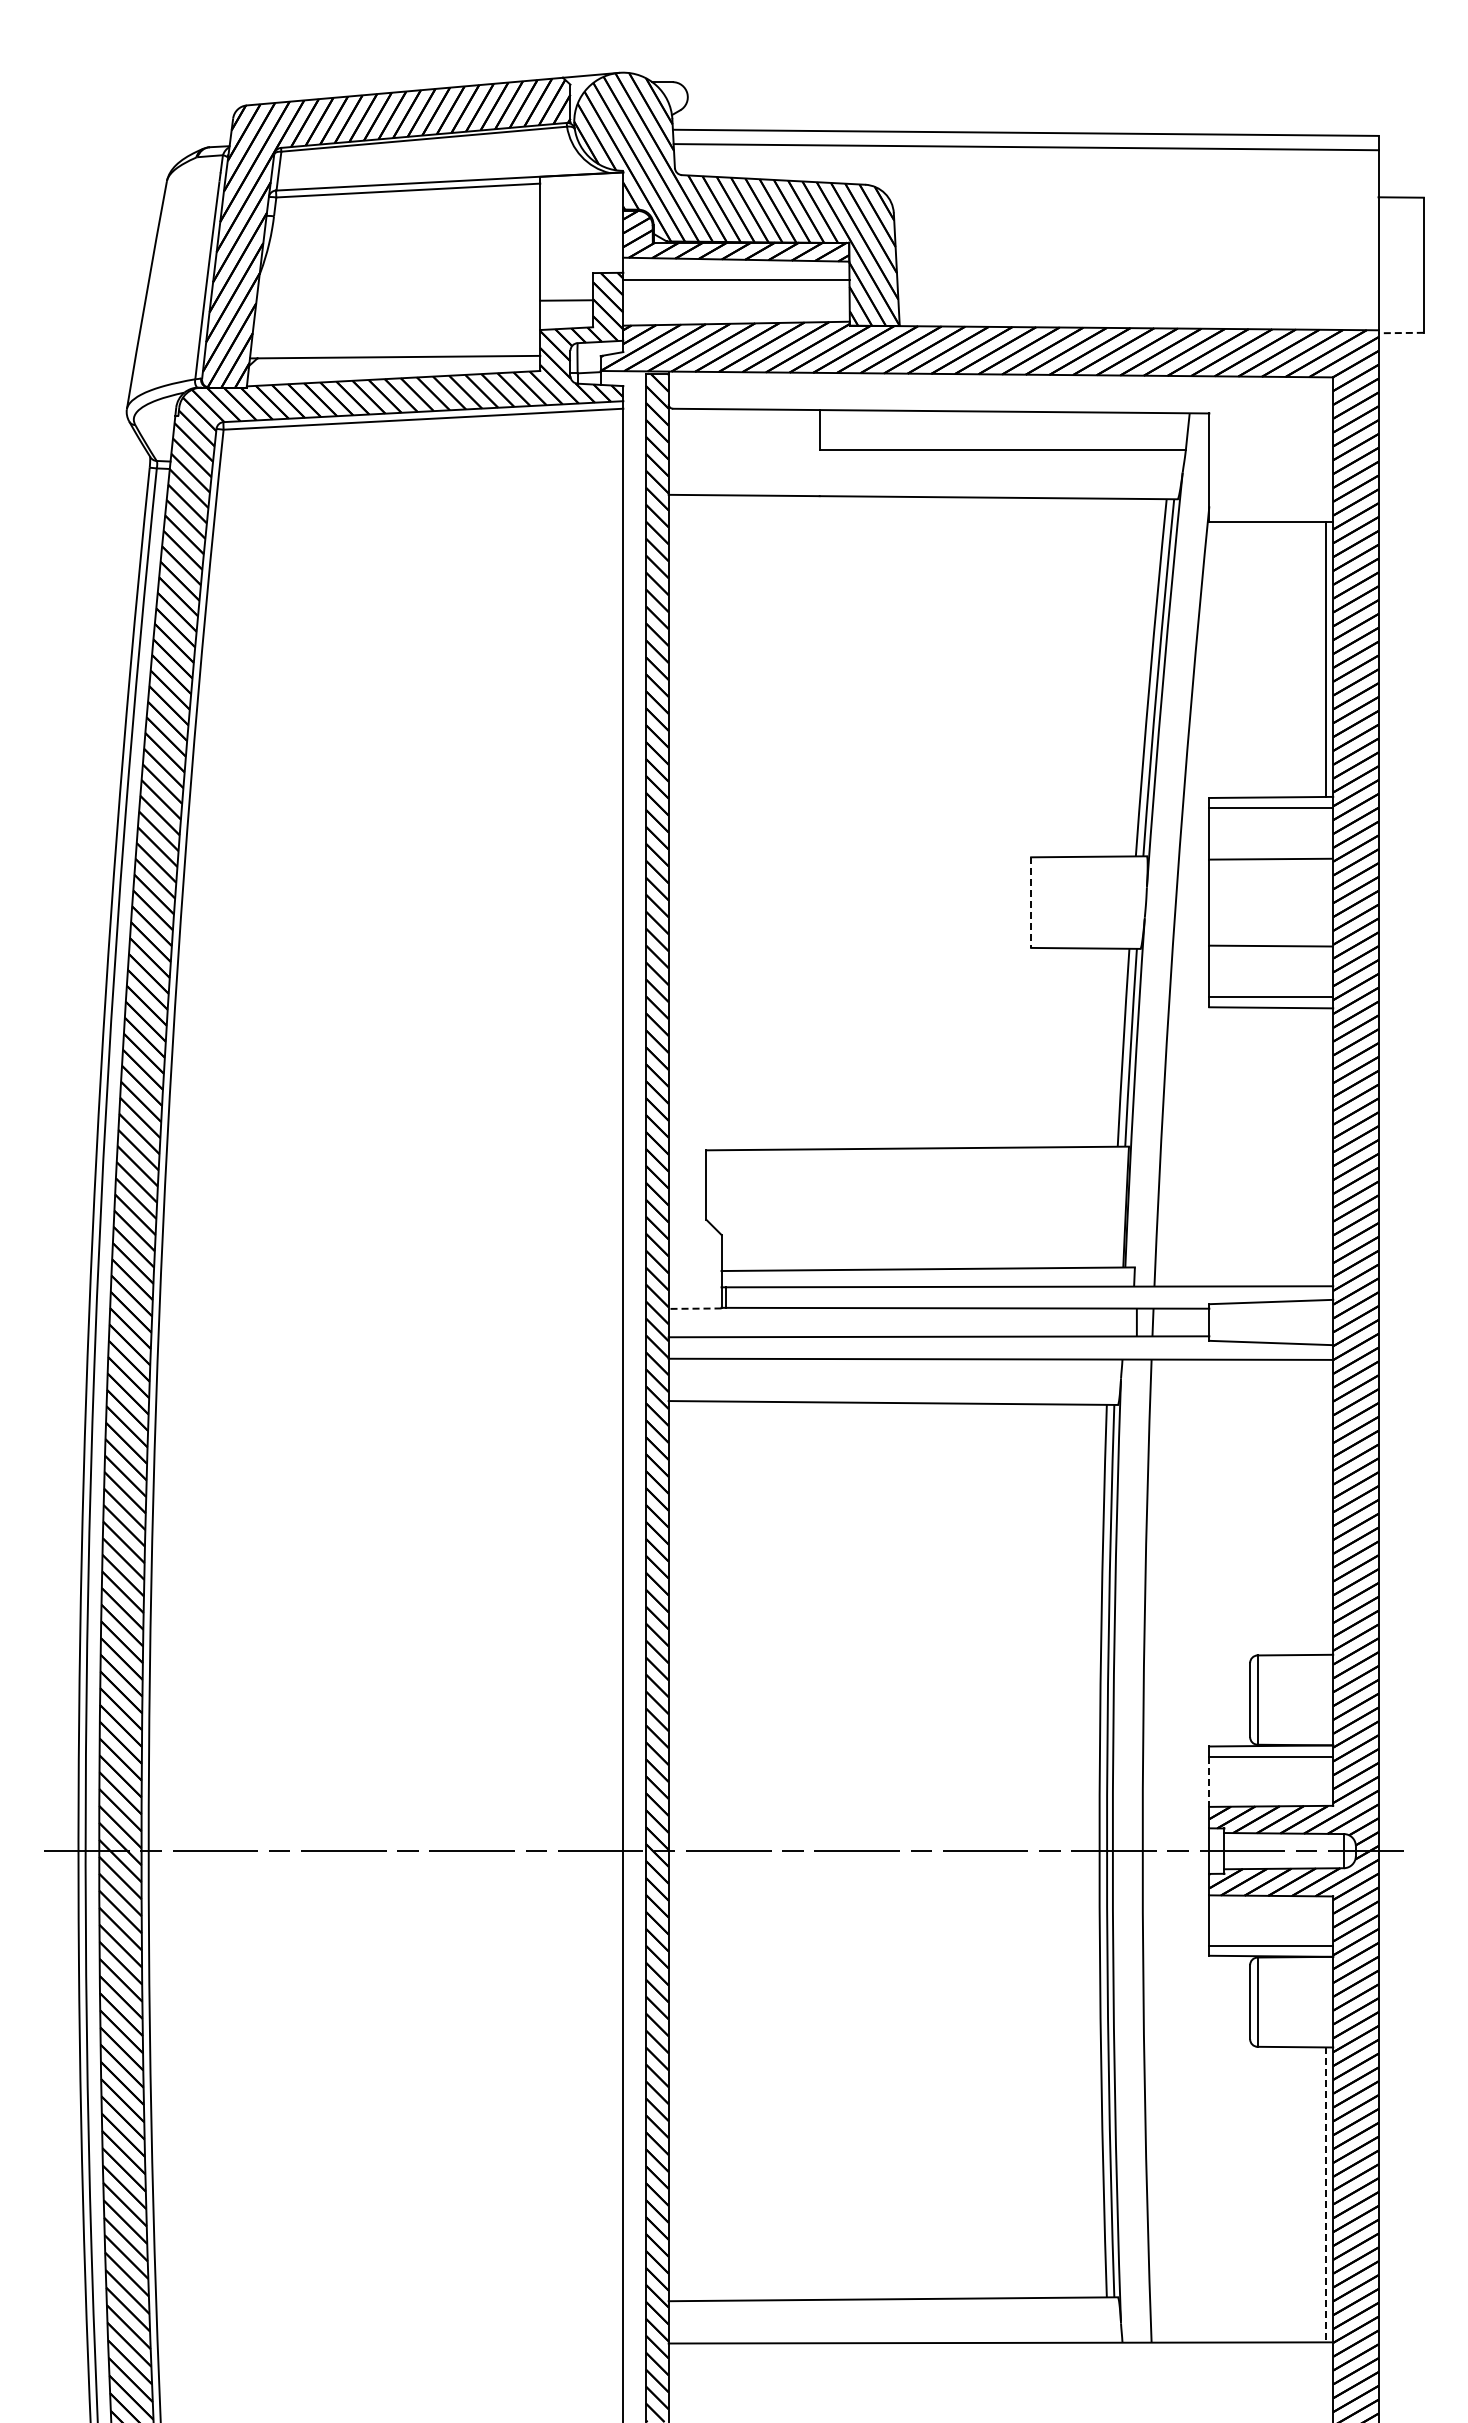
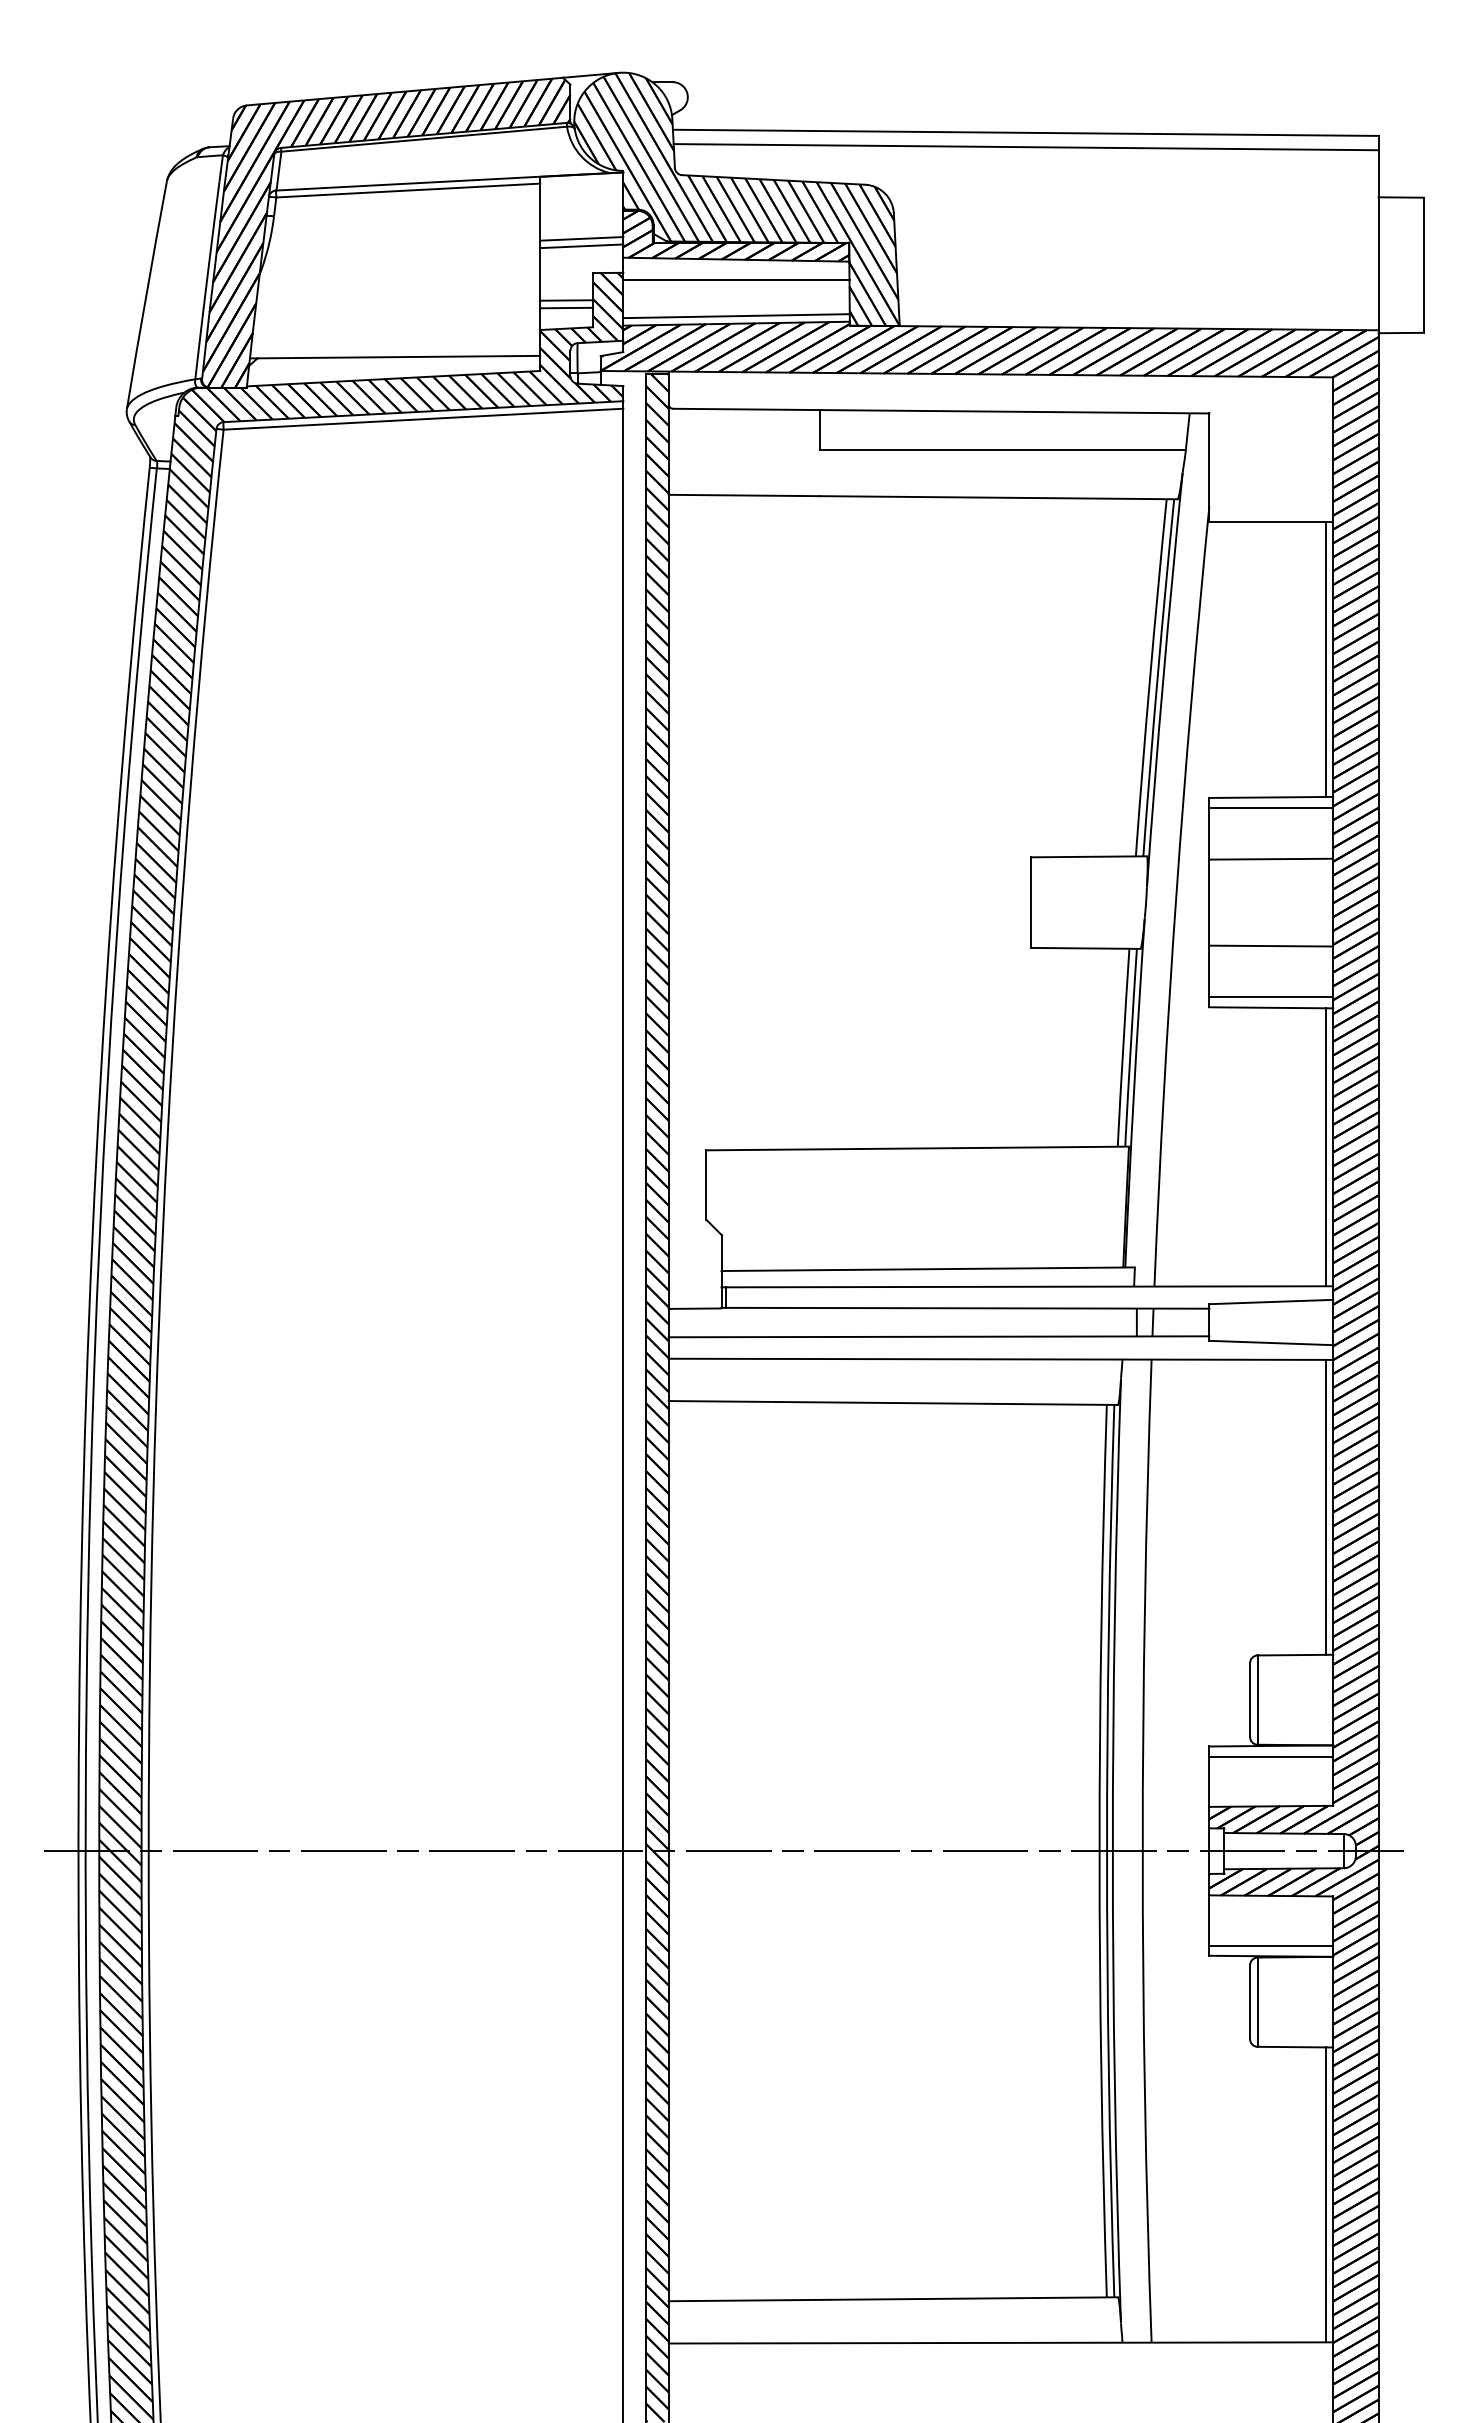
line: none -> present (581, 238)
line: none -> present (581, 246)
line: none -> present (566, 307)
line: none -> present (736, 316)
line: dashed -> solid (1401, 333)
line: dashed -> solid (1031, 903)
line: none -> present (1325, 1147)
line: dashed -> solid (694, 1308)
line: none -> present (1325, 1506)
line: dashed -> solid (1209, 1782)
line: dashed -> solid (1325, 2195)
